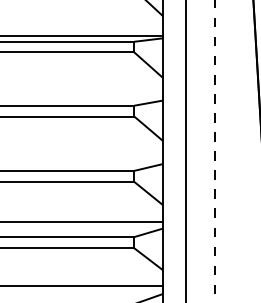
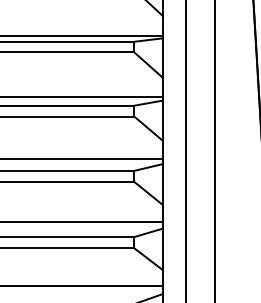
line: none -> present (82, 96)
line: dashed -> solid (214, 151)
line: none -> present (82, 159)
